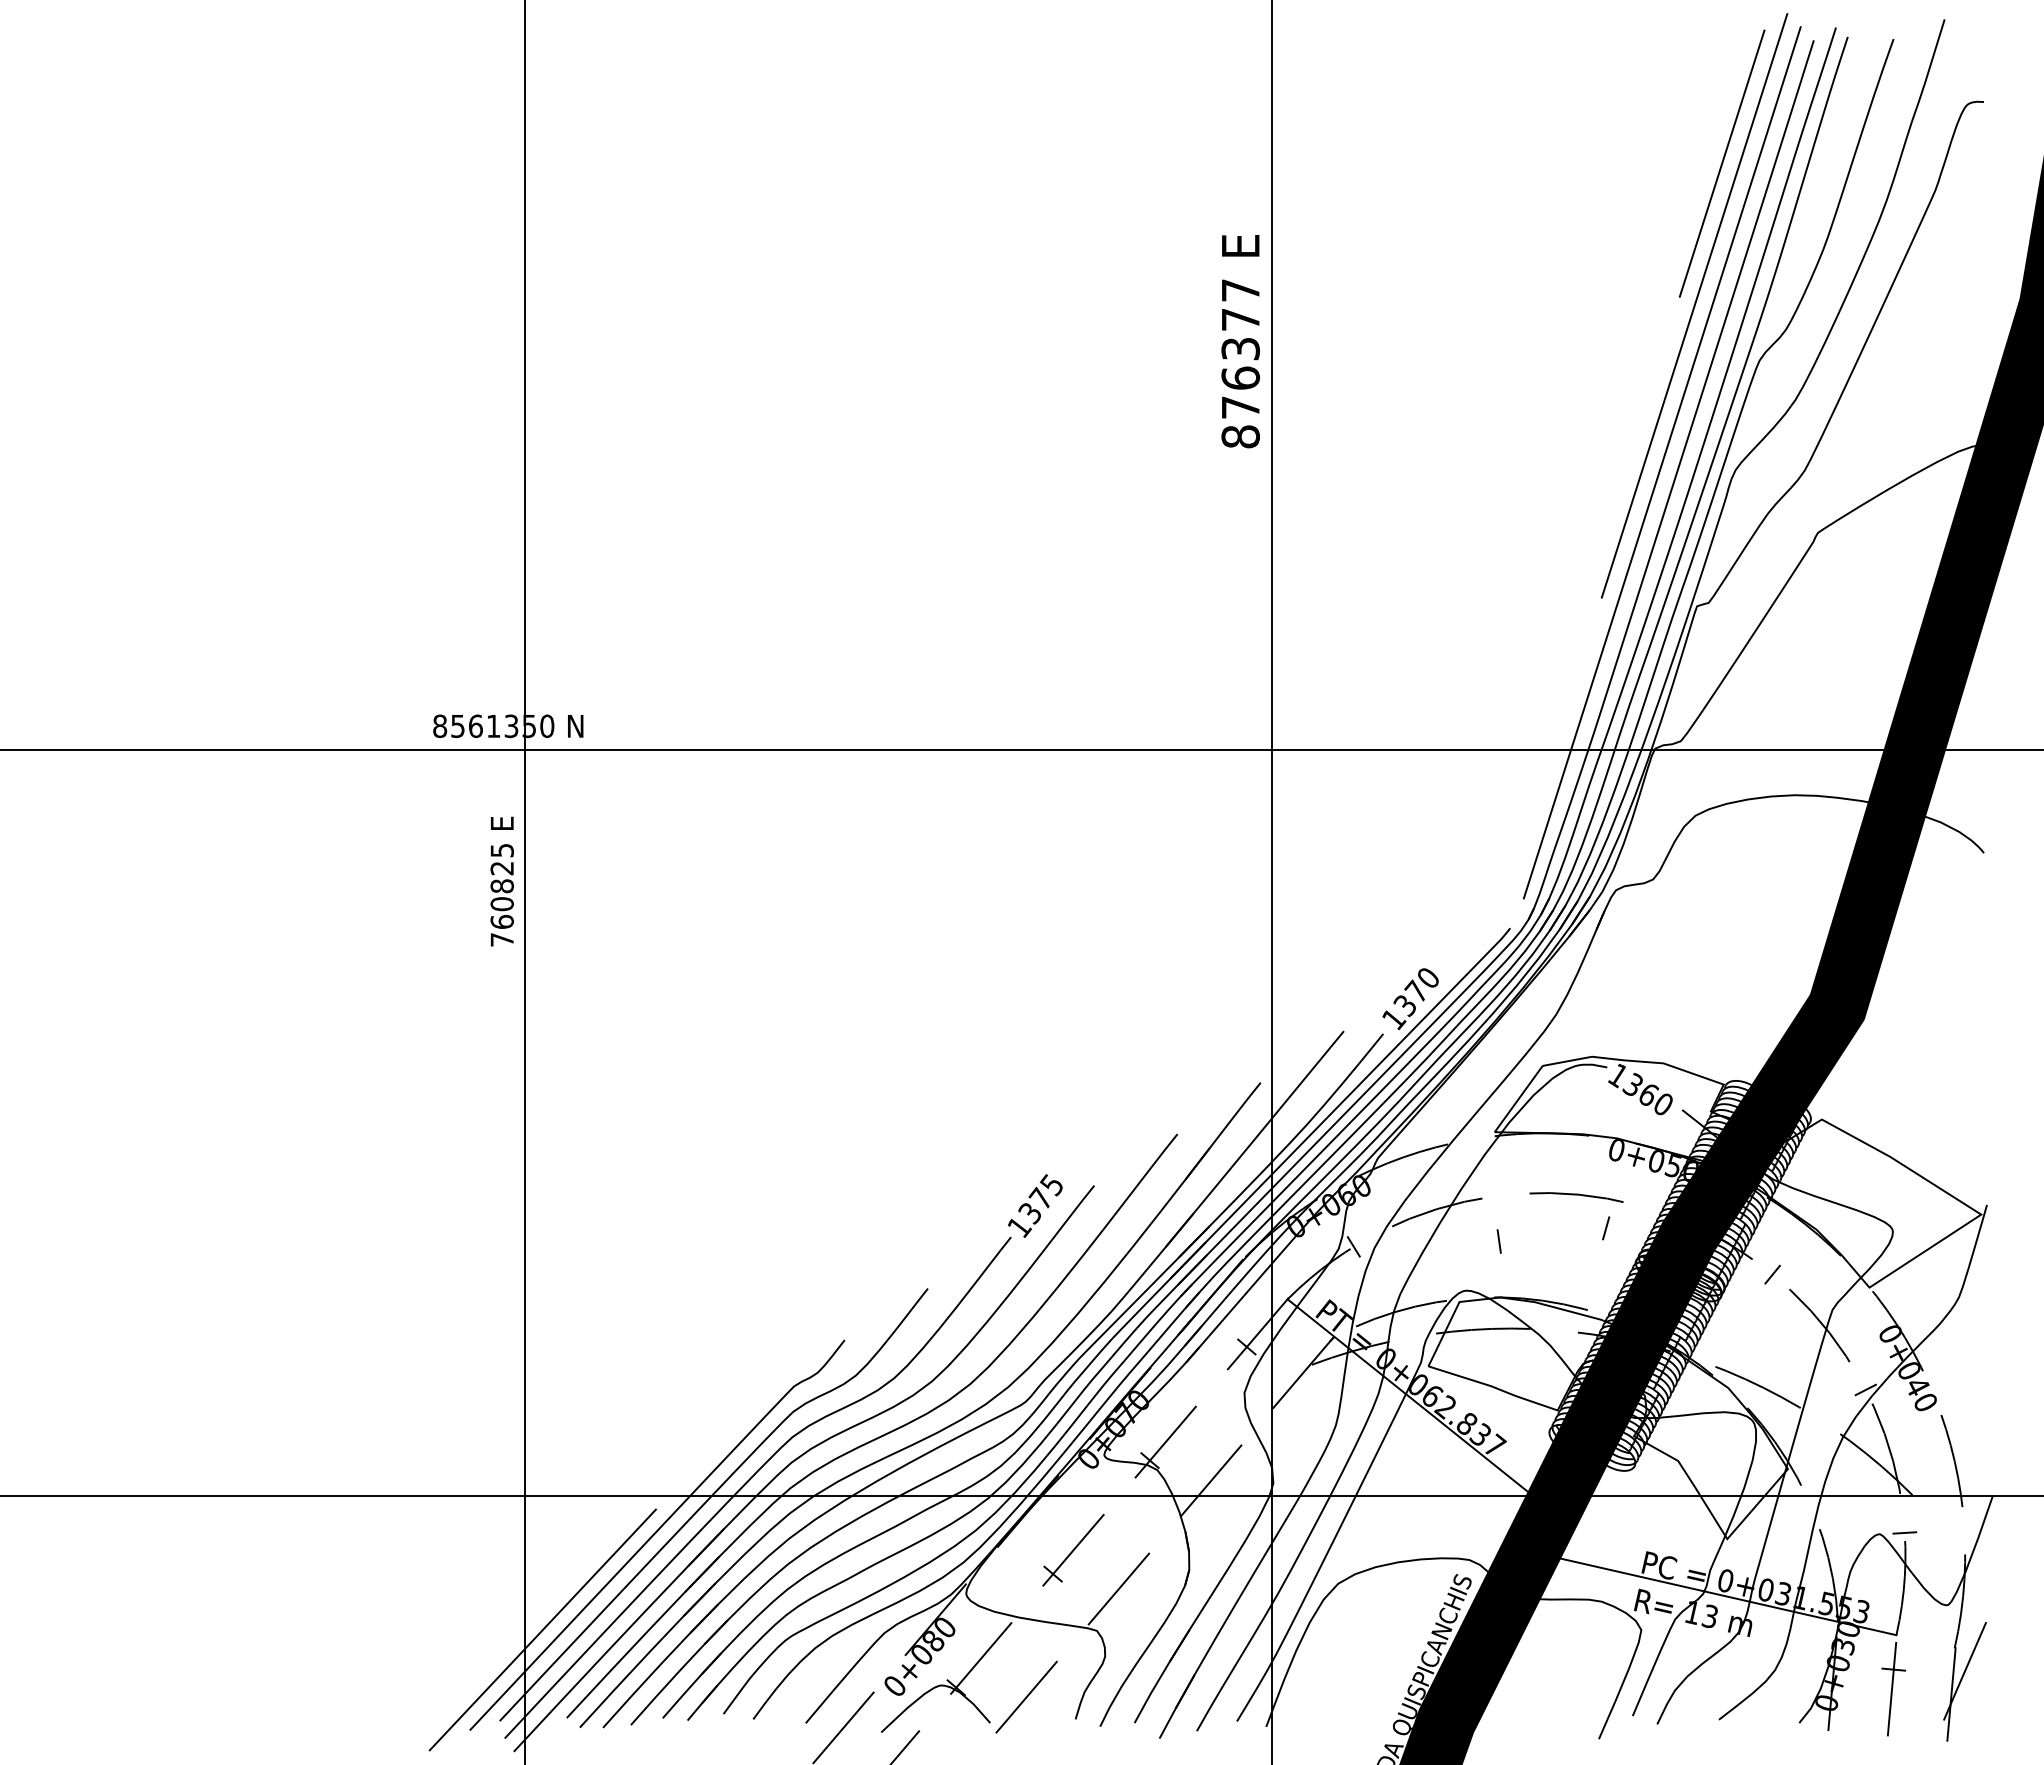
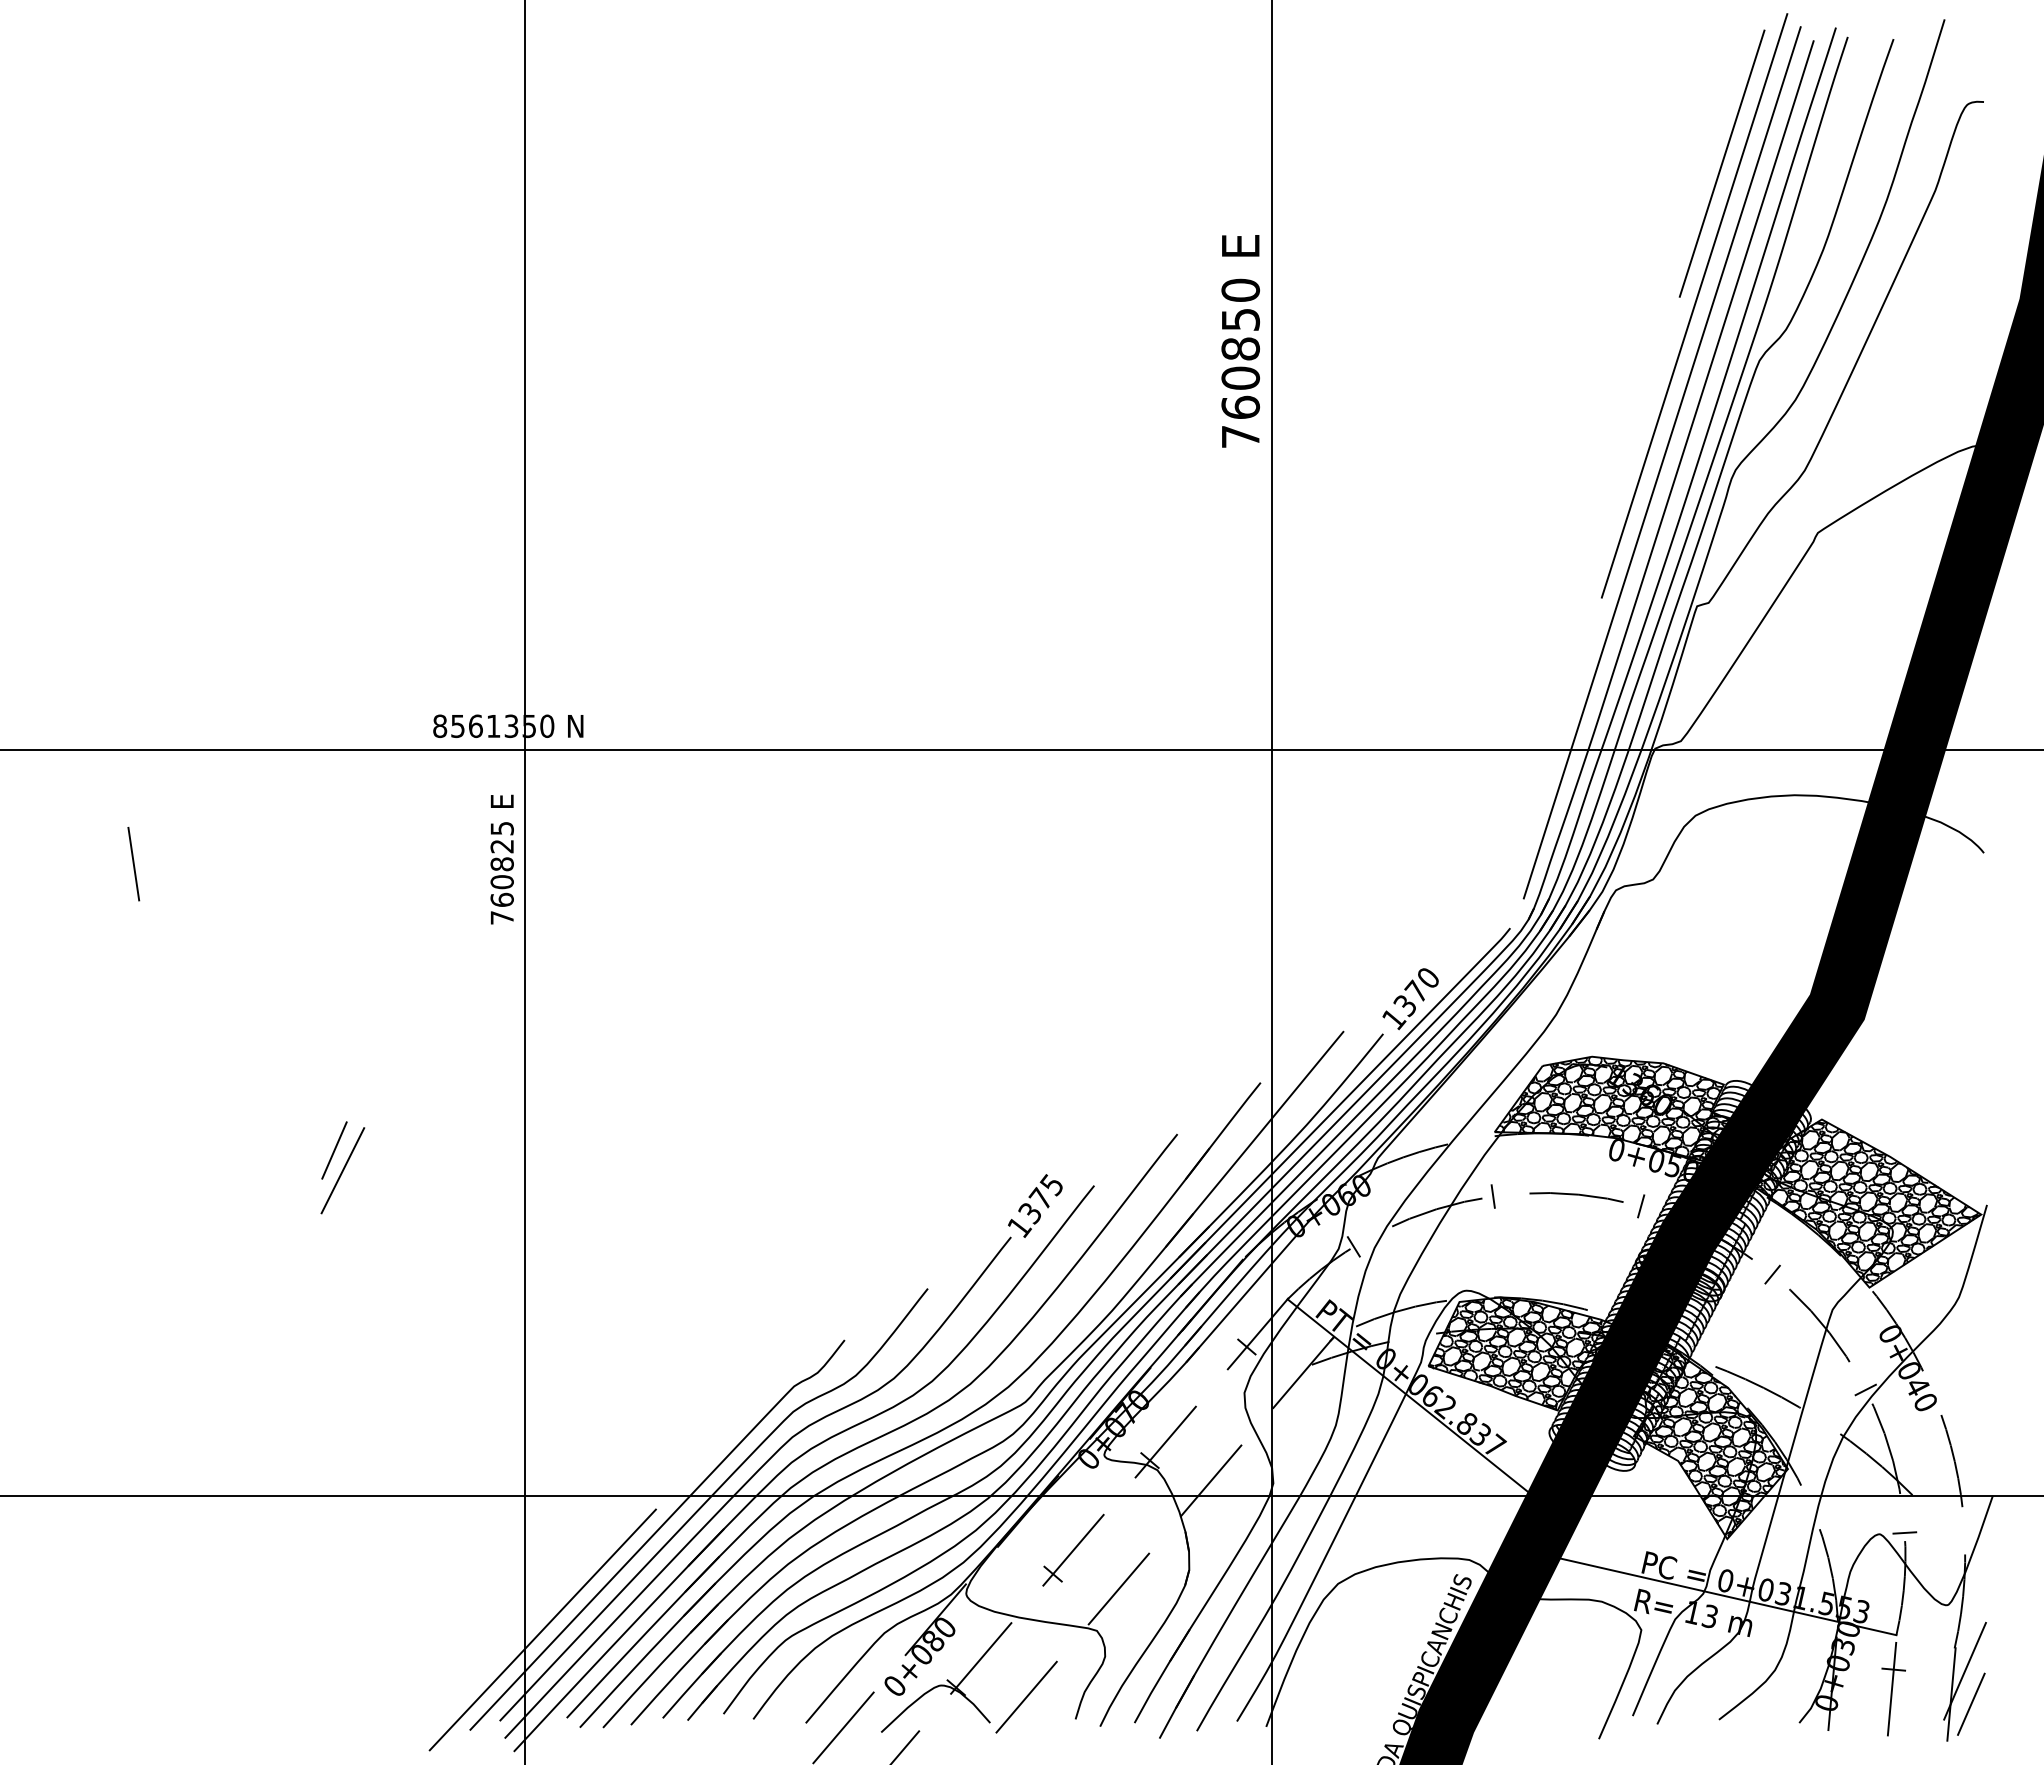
text: 876377 -> 760850 (1240, 363)
line: none -> present (133, 863)
text position: (501, 881) -> (501, 859) (501, 859)
line: none -> present (334, 1150)
line: none -> present (342, 1170)
hatch: none -> present (1737, 1171)
line position: (1606, 1228) -> (1641, 1206) (1641, 1206)
line position: (1498, 1241) -> (1492, 1196) (1492, 1196)
hatch: none -> present (1607, 1417)
line: none -> present (1971, 1703)
